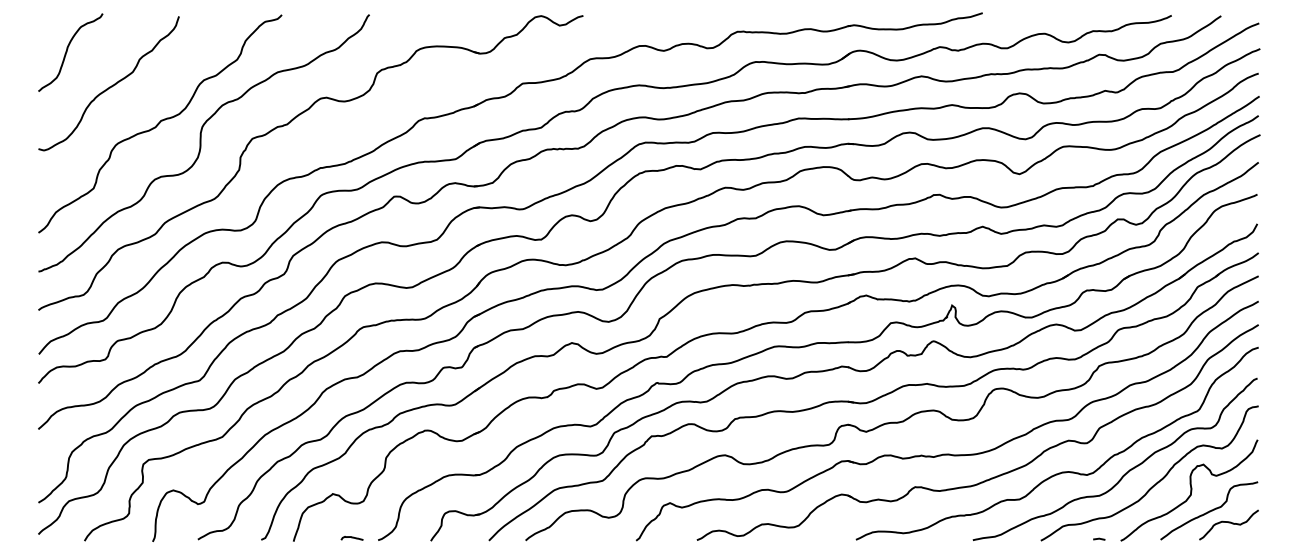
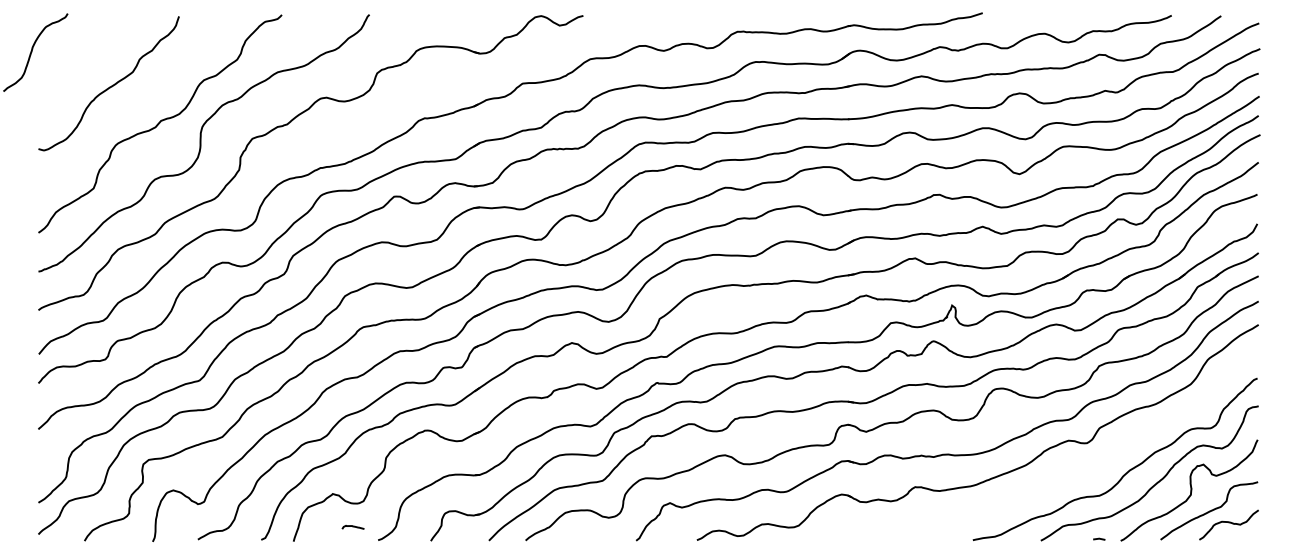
curve position: (67, 52) -> (32, 52) (32, 52)
curve: present -> none (1062, 471)
curve position: (351, 538) -> (352, 527) (352, 527)
